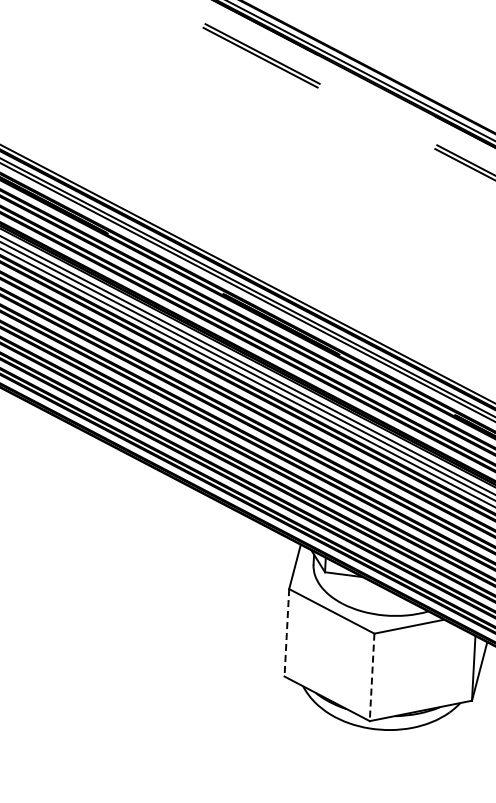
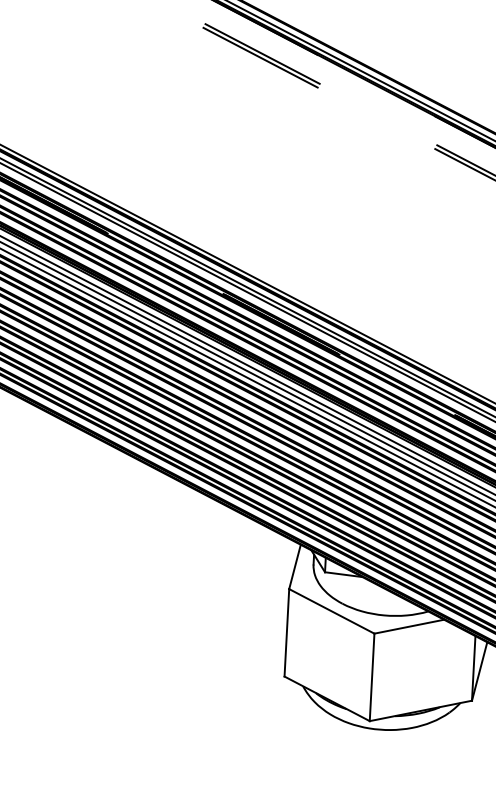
line: dashed -> solid (286, 632)
line: dashed -> solid (372, 677)
